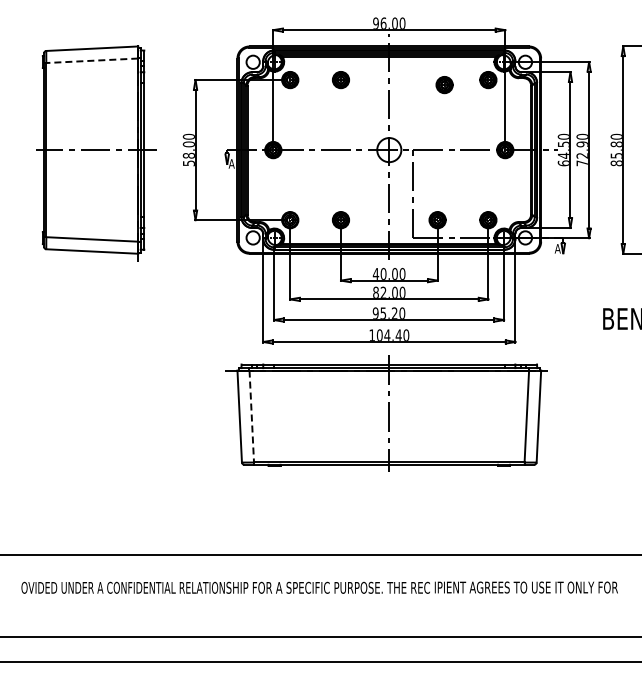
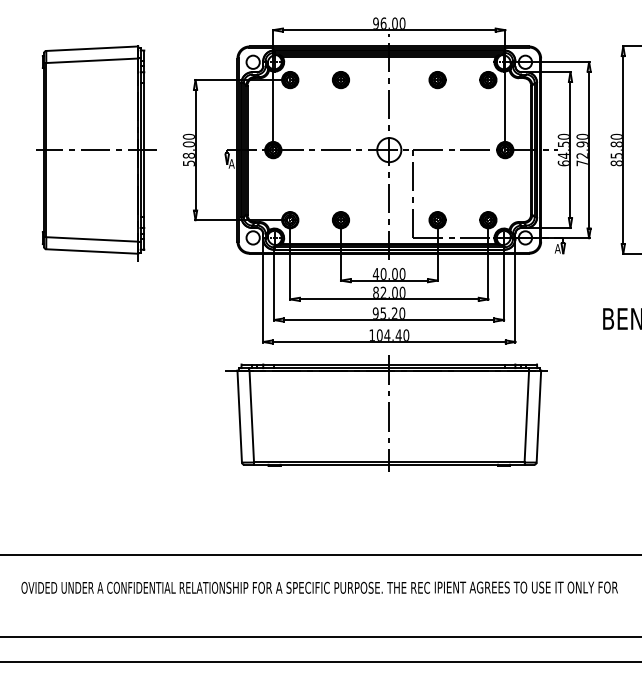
line: dashed -> solid (91, 60)
part position: (444, 85) -> (437, 80) (437, 80)
line: dashed -> solid (251, 417)
